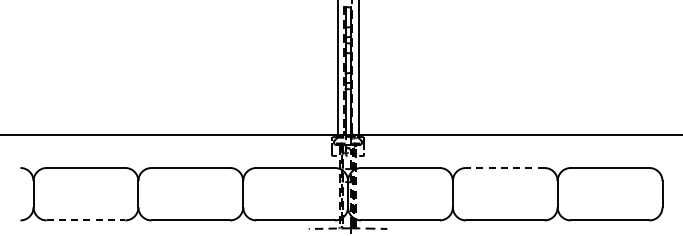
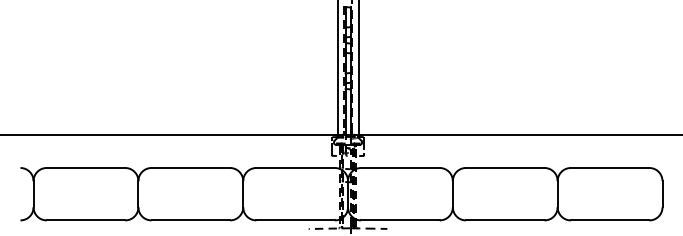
line: dashed -> solid (504, 168)
line: dashed -> solid (86, 220)
